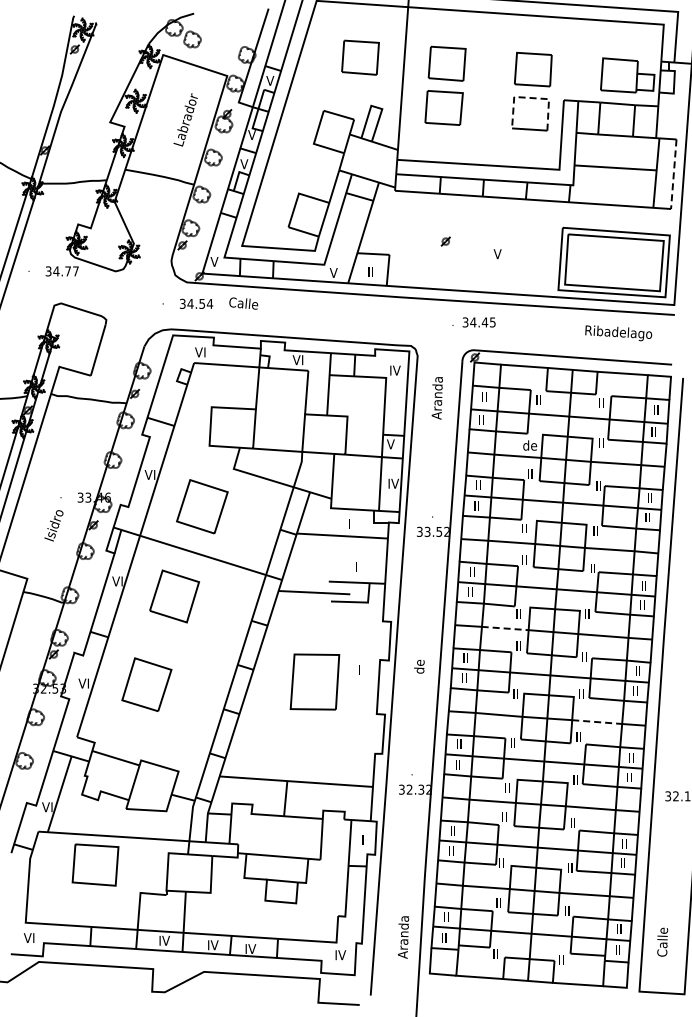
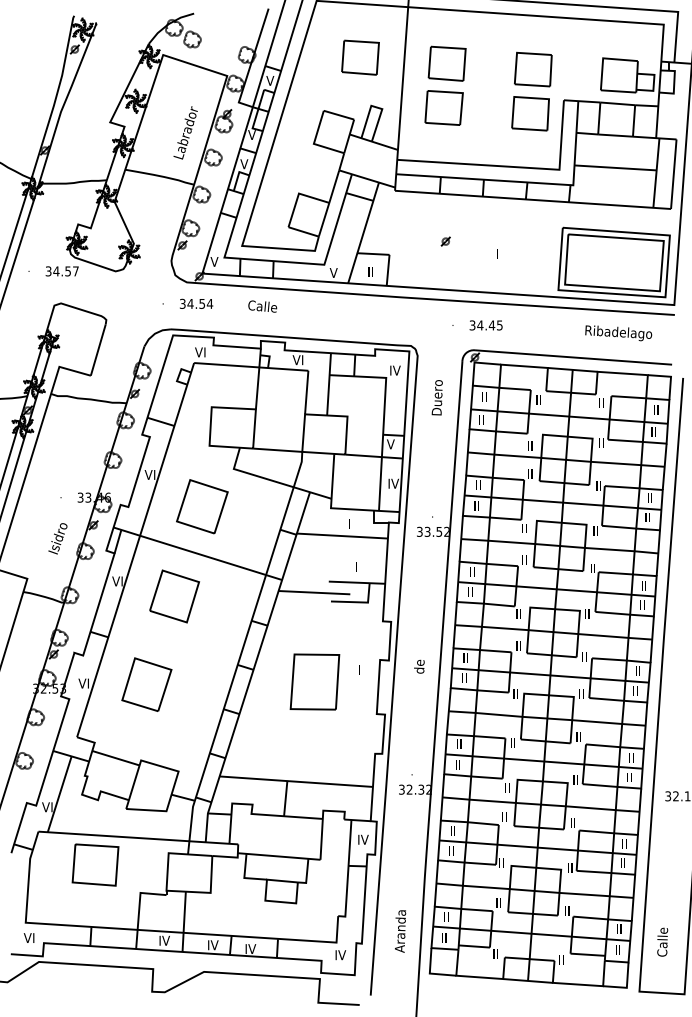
line: dashed -> solid (531, 98)
text position: (185, 119) -> (185, 132) (185, 132)
line: dashed -> solid (673, 174)
text: V -> I (497, 254)
text: 34.77 -> 34.57 (67, 271)
text position: (243, 303) -> (262, 306) (262, 306)
text position: (478, 322) -> (485, 325) (485, 325)
text: Aranda -> Duero (436, 398)
text: de -> II (530, 445)
text position: (53, 525) -> (57, 538) (57, 538)
line: dashed -> solid (505, 628)
line: dashed -> solid (597, 722)
text: I -> IV (363, 839)
text position: (403, 937) -> (400, 931) (400, 931)
